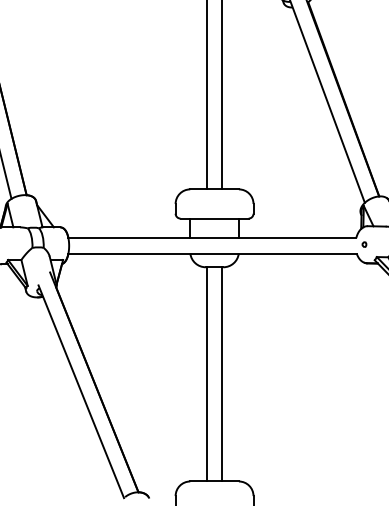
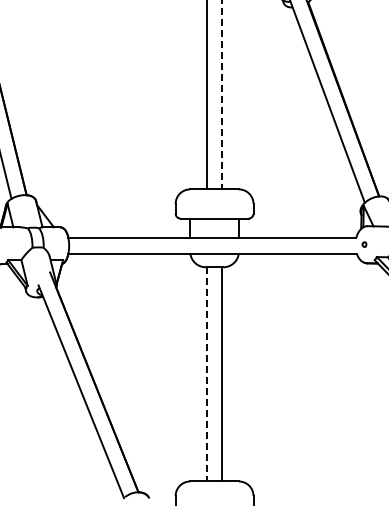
line: solid -> dashed (222, 94)
line: solid -> dashed (206, 374)
